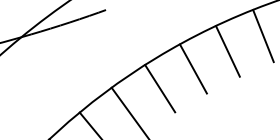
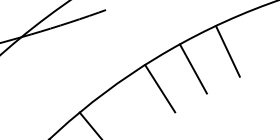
line: present -> none (263, 35)
line: present -> none (128, 111)
